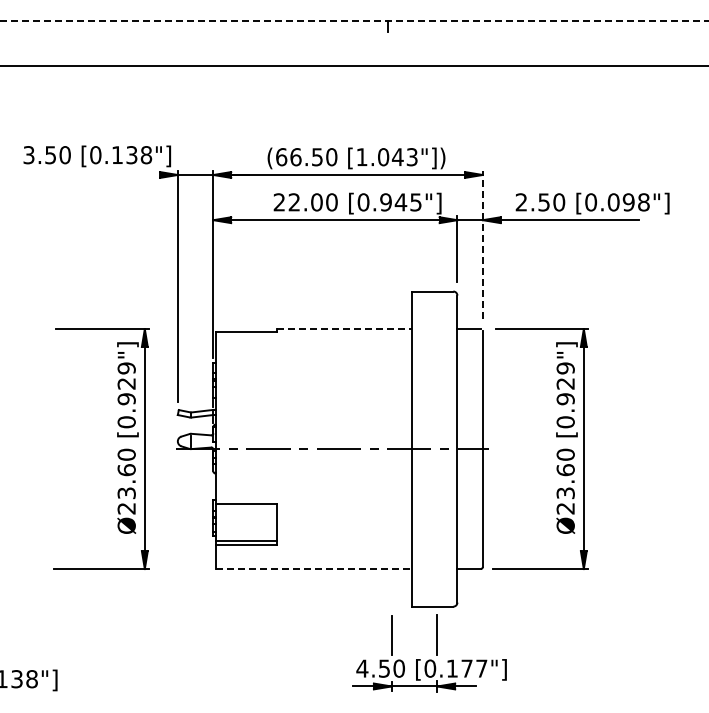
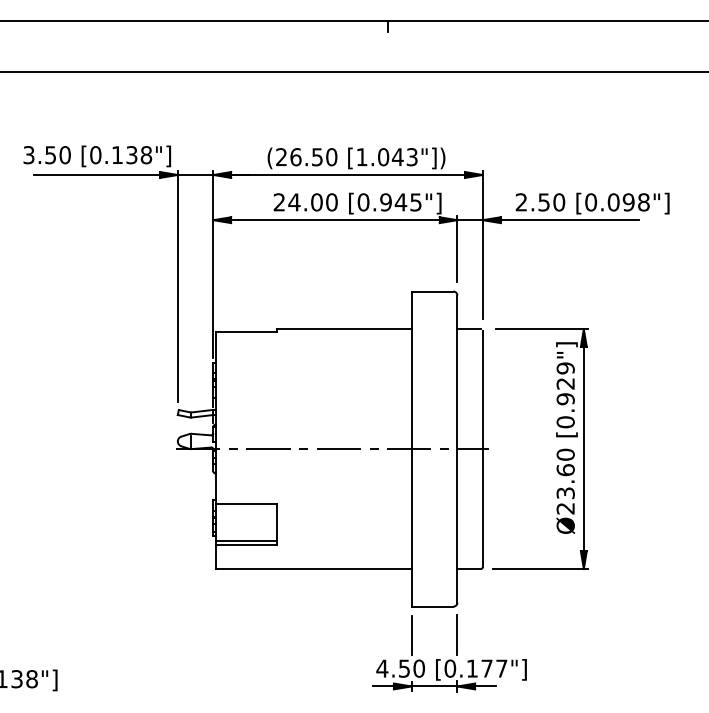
line: dashed -> solid (354, 21)
line position: (353, 66) -> (353, 72) (353, 72)
text: (66.50 -> (26.50 (281, 157)
line: none -> present (96, 175)
text: 22.00 -> 24.00 (294, 202)
line: dashed -> solid (482, 244)
line: dashed -> solid (345, 329)
part: present -> none (117, 453)
line: dashed -> solid (314, 569)
part position: (429, 653) -> (449, 653) (449, 653)
